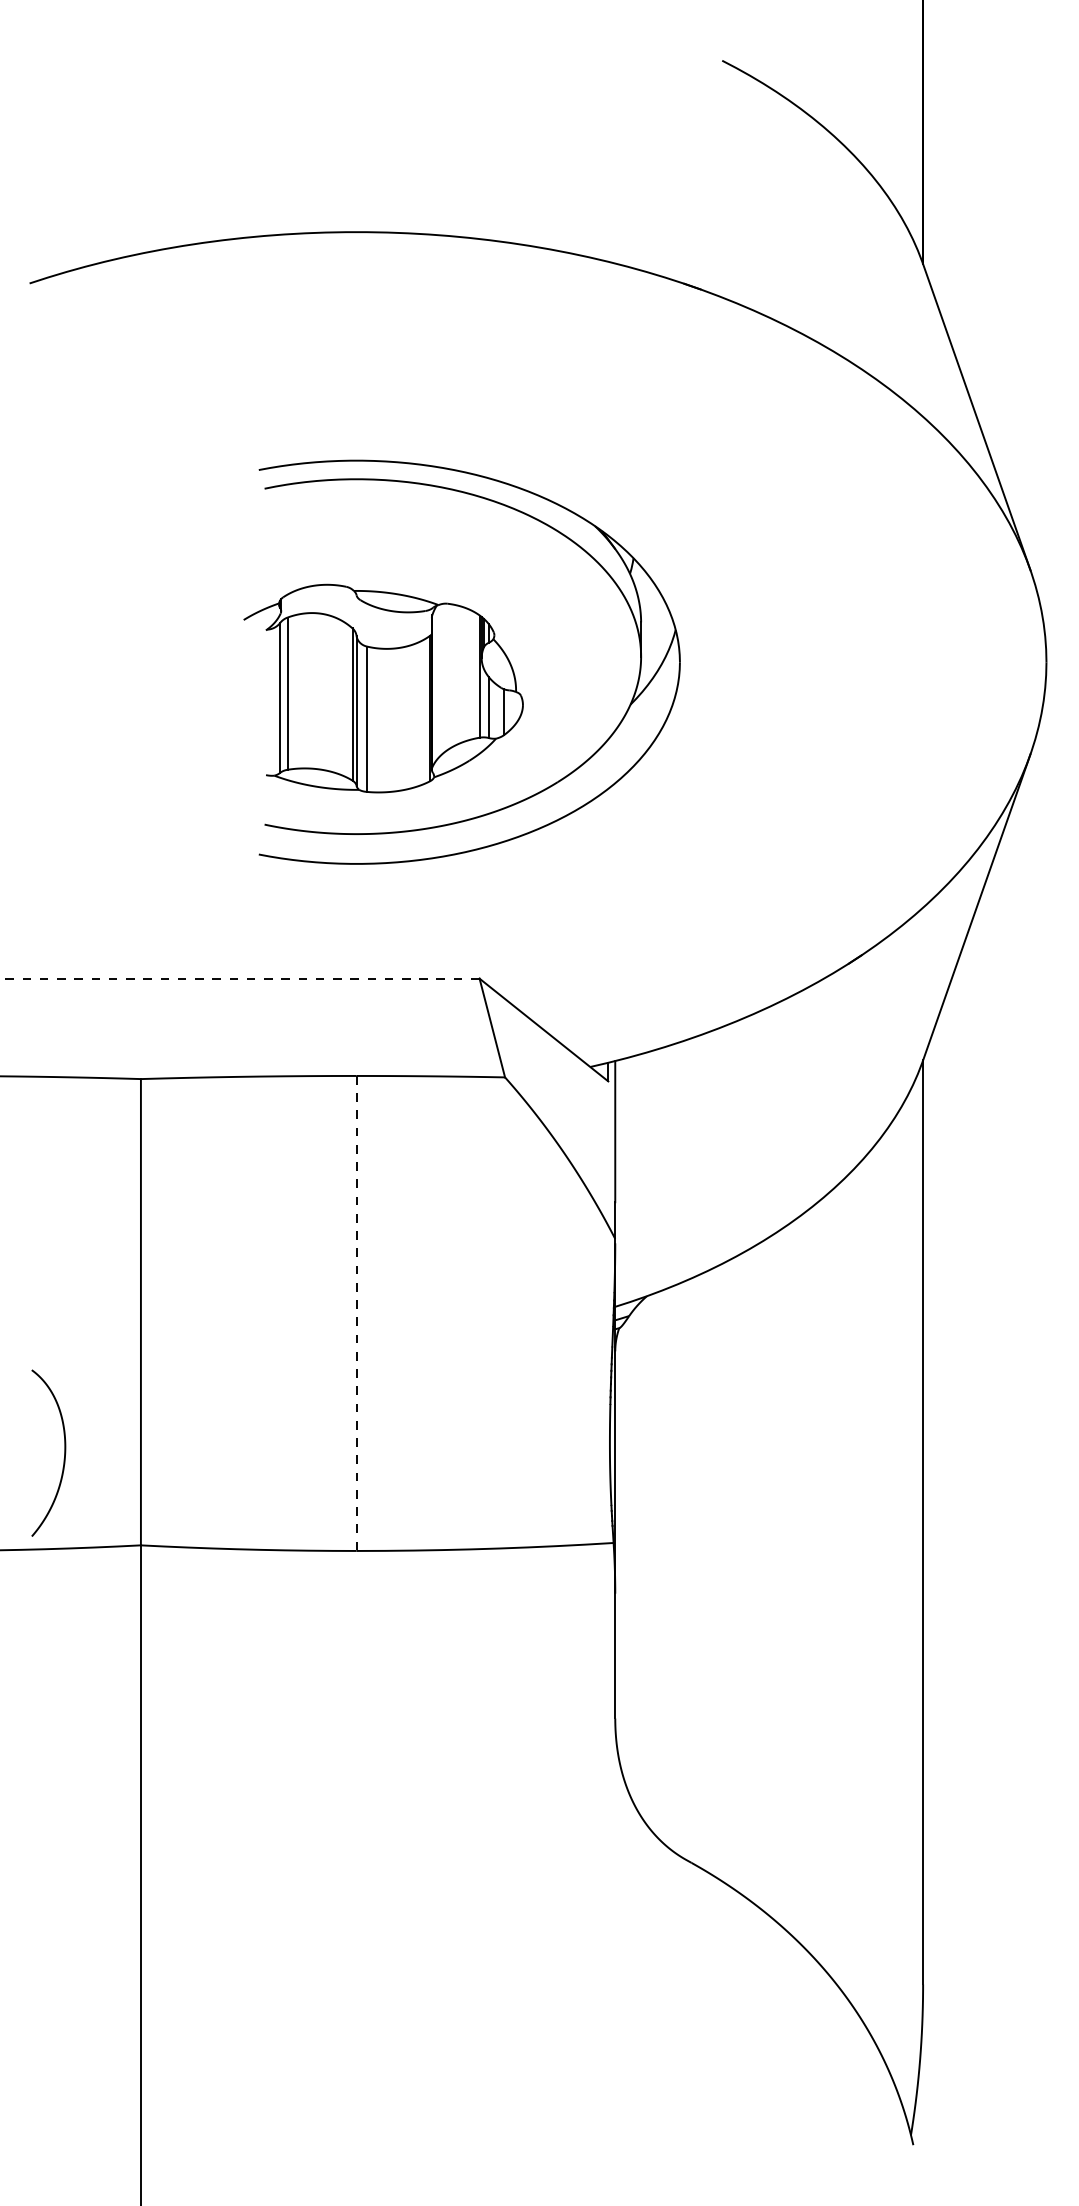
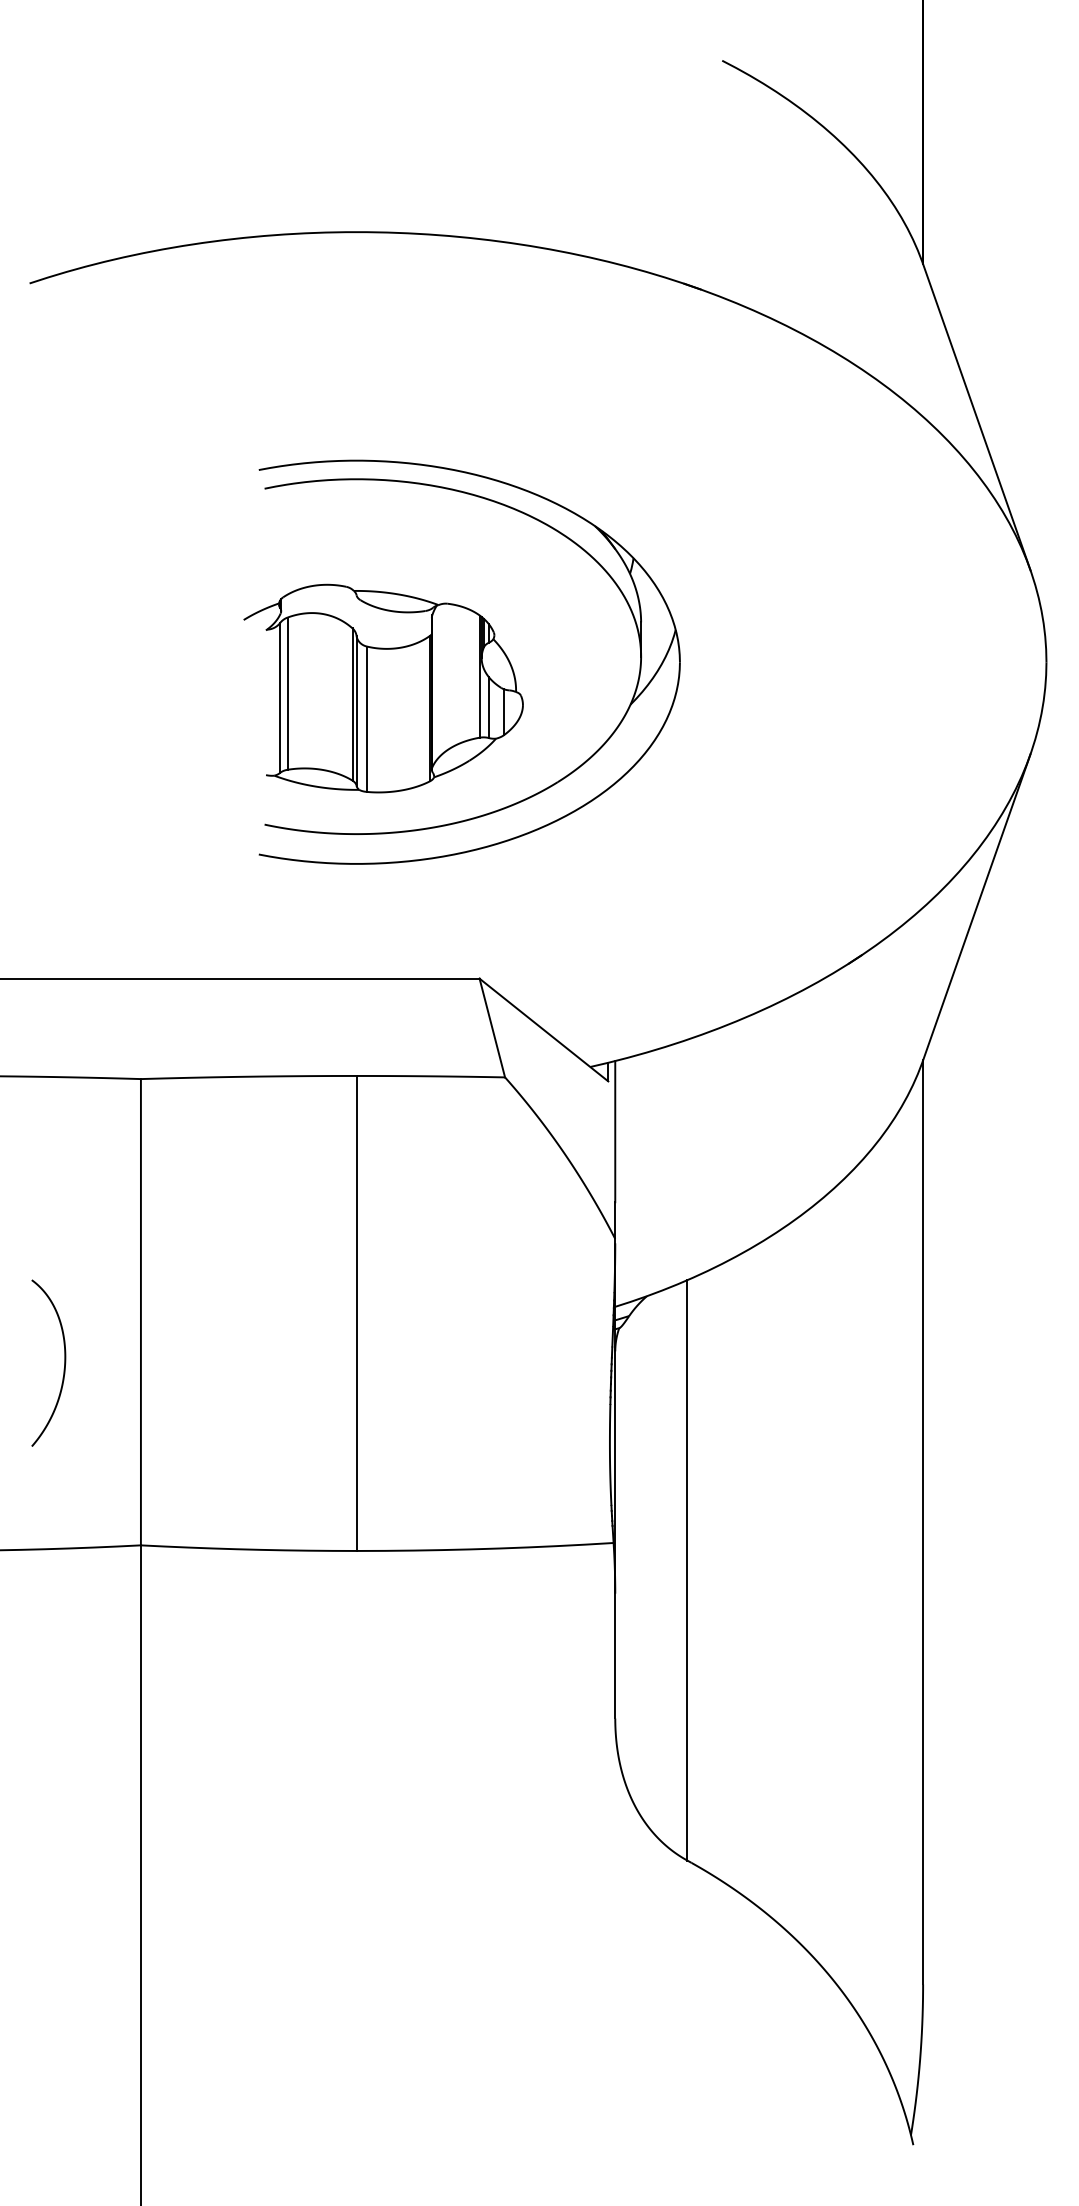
line: dashed -> solid (239, 978)
line: dashed -> solid (356, 1313)
curve position: (64, 1452) -> (64, 1362) (64, 1362)
line: none -> present (687, 1570)
